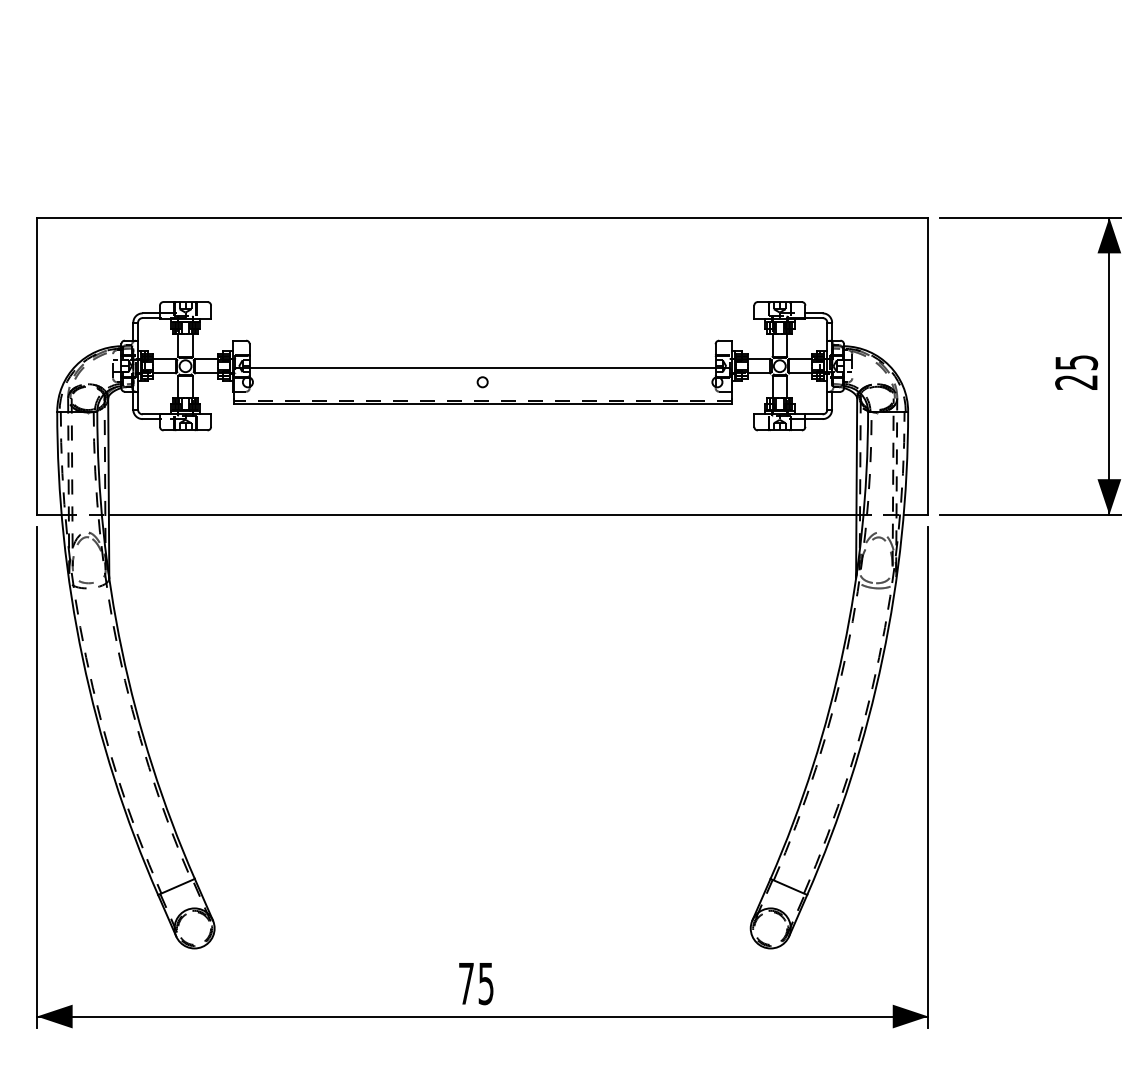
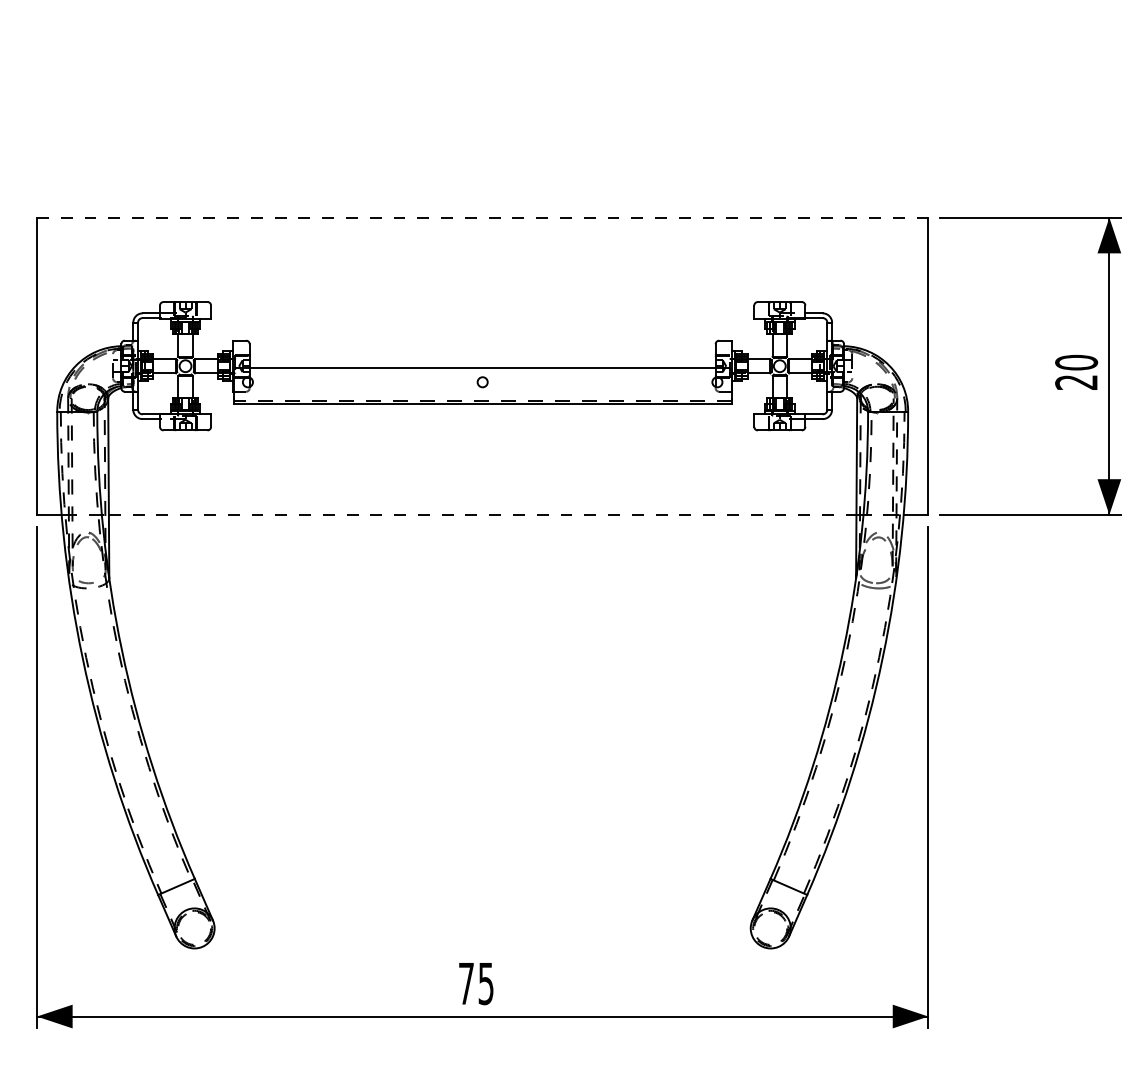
line: solid -> dashed (482, 217)
text: 25 -> 20 (1076, 362)
line: solid -> dashed (482, 514)
